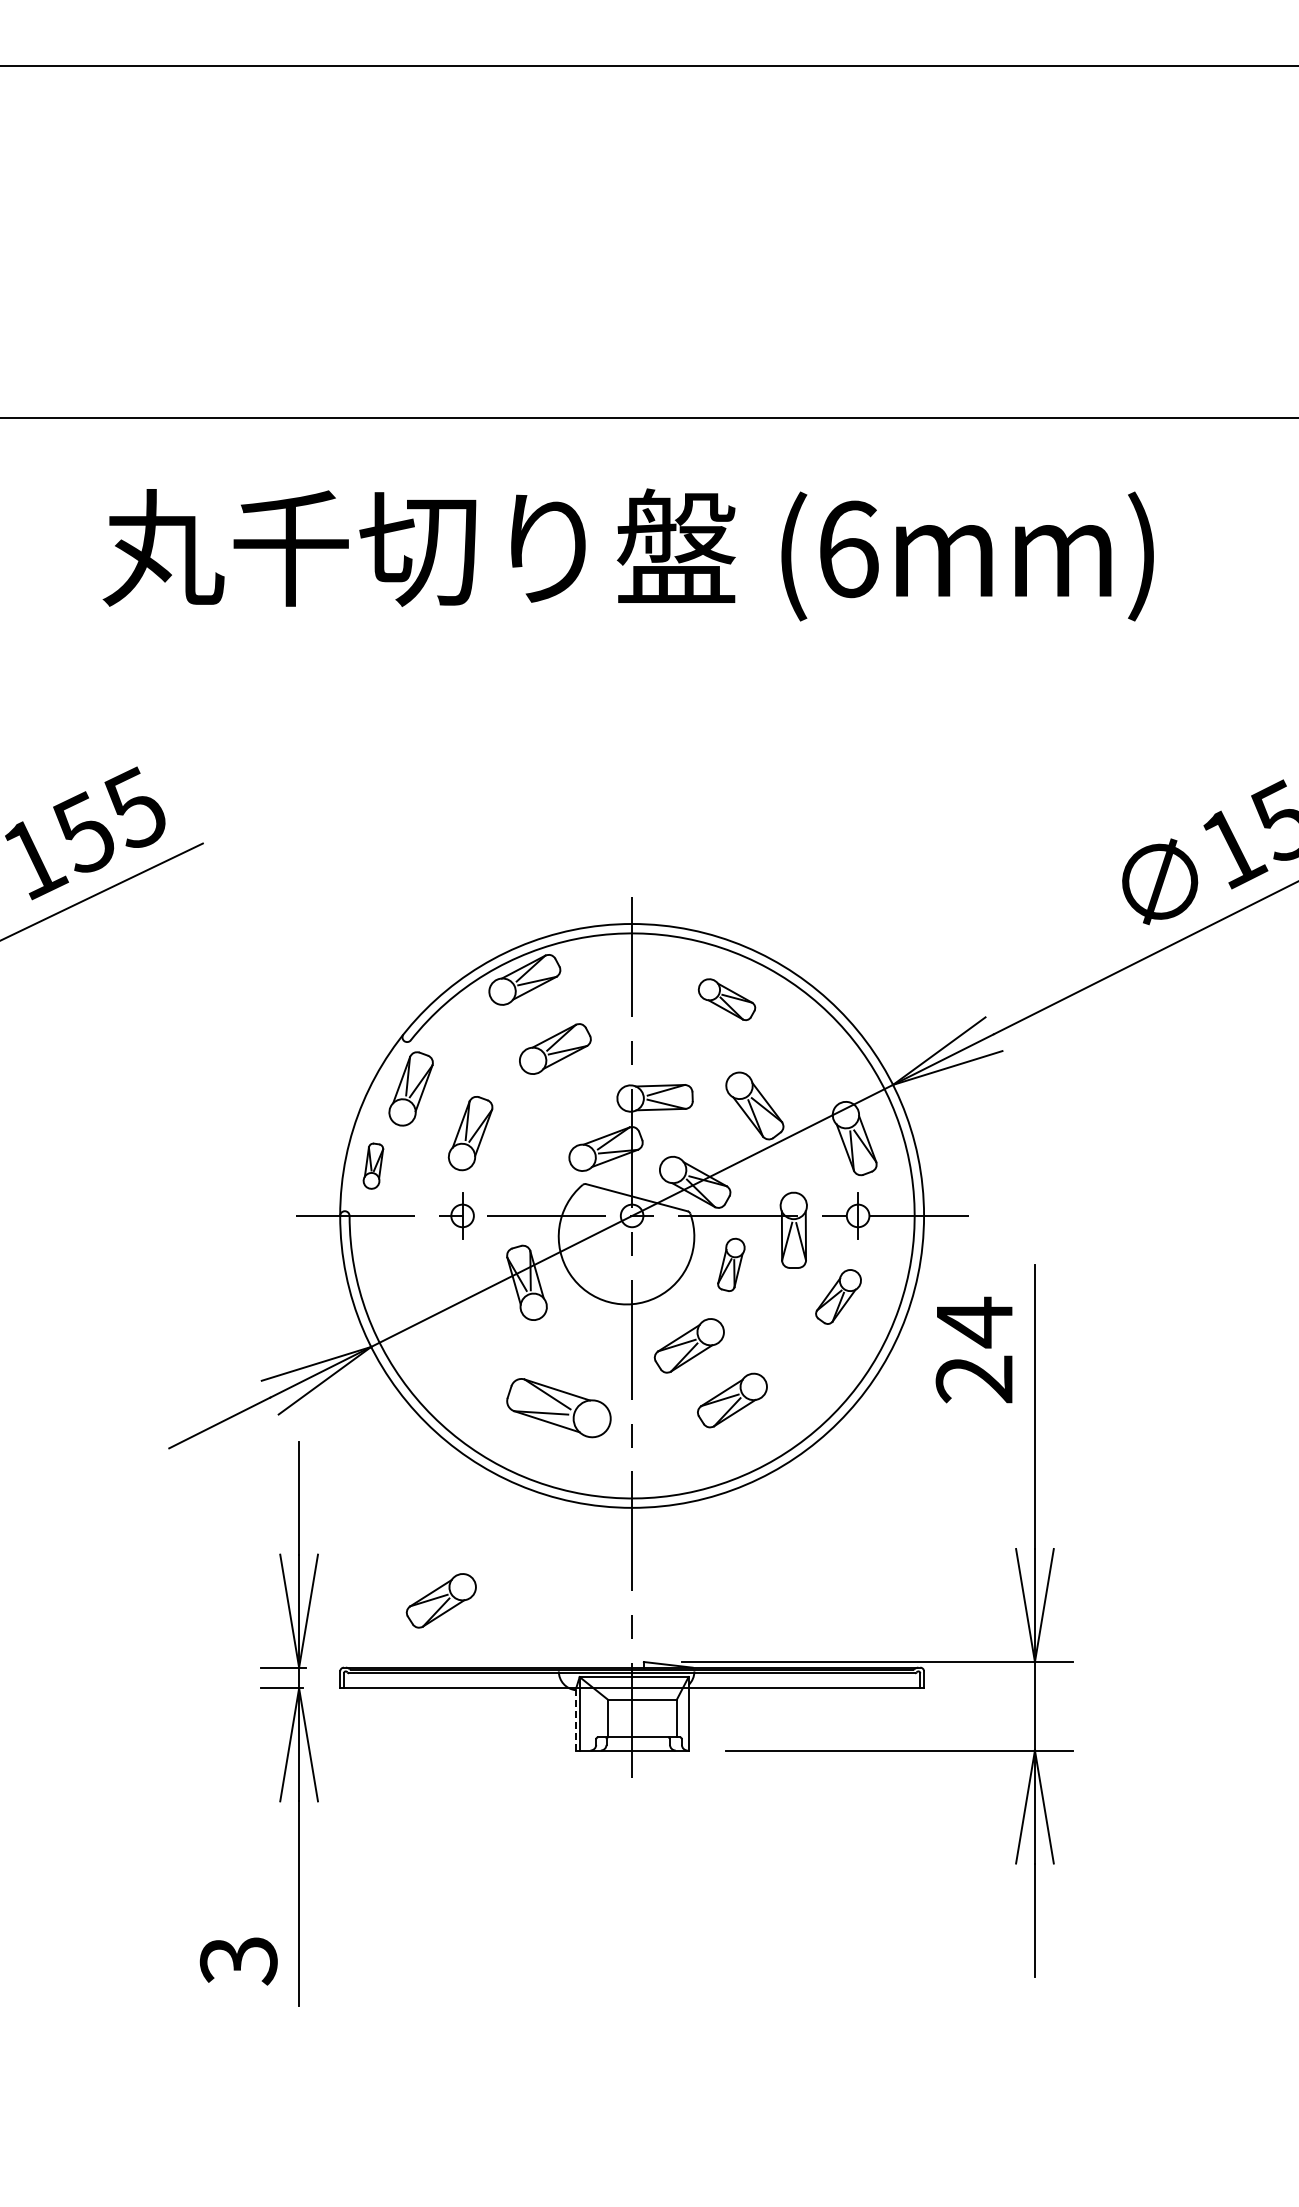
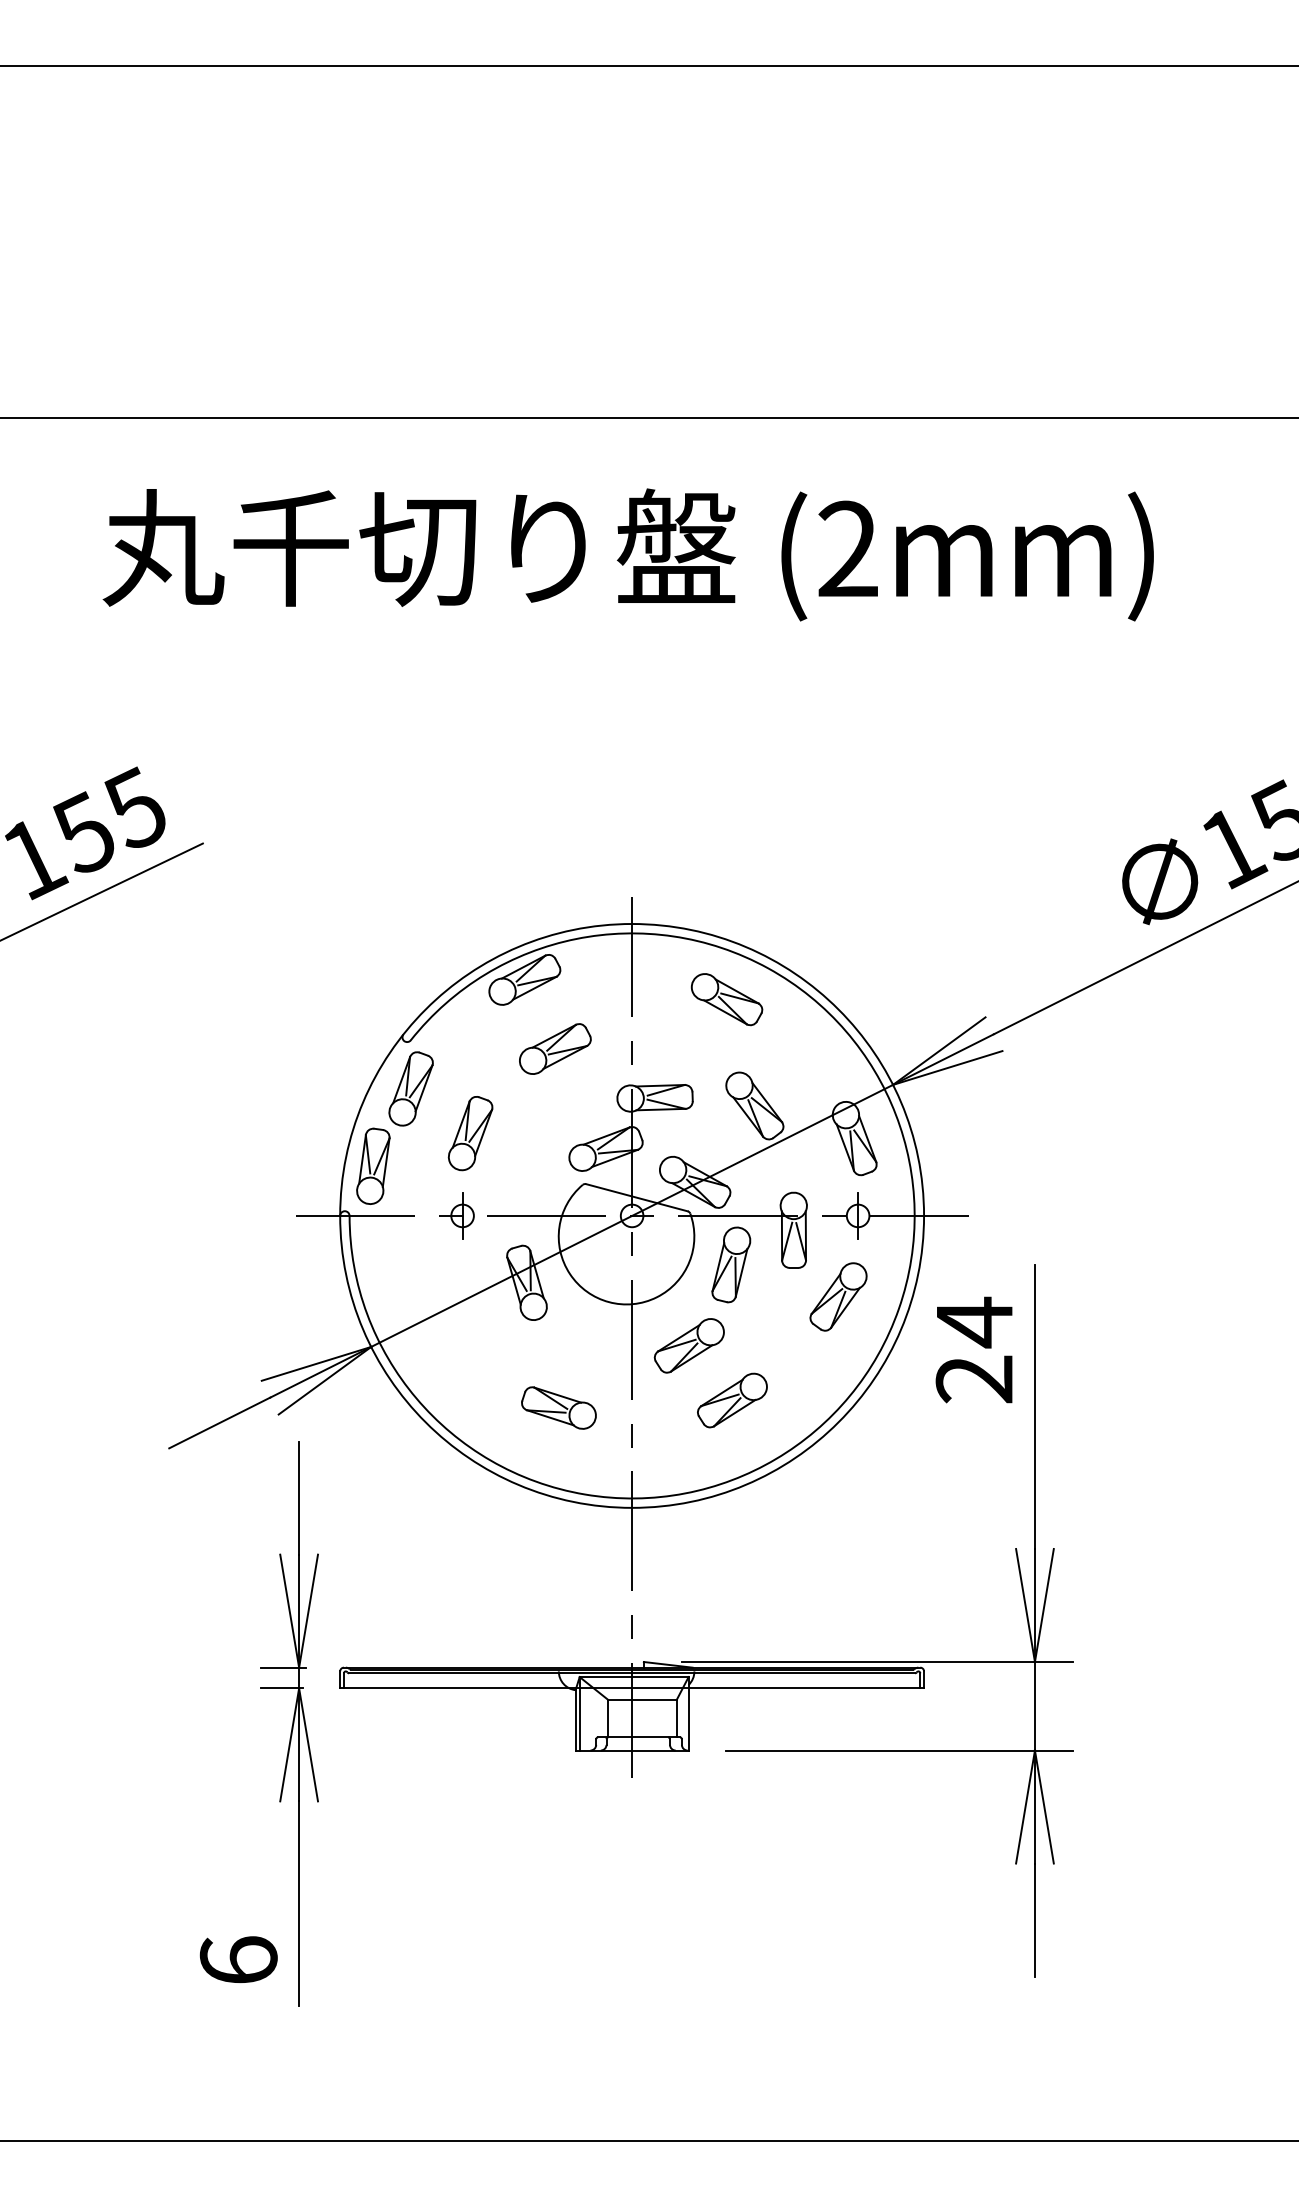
text: (6mm) -> (2mm) (848, 549)
part size: 60x44 px -> 74x54 px (726, 999)
part size: 23x48 px -> 35x78 px (373, 1165)
part size: 29x55 px -> 41x78 px (731, 1264)
part size: 47x56 px -> 59x70 px (838, 1296)
part size: 106x61 px -> 76x44 px (558, 1407)
part: present -> none (440, 1600)
line: dashed -> solid (575, 1719)
text: 3 -> 6 (238, 1960)
line: none -> present (648, 2140)
